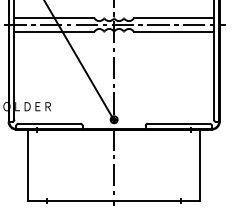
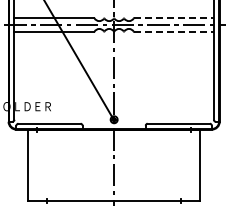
line: solid -> dashed (173, 18)
line: solid -> dashed (173, 31)
